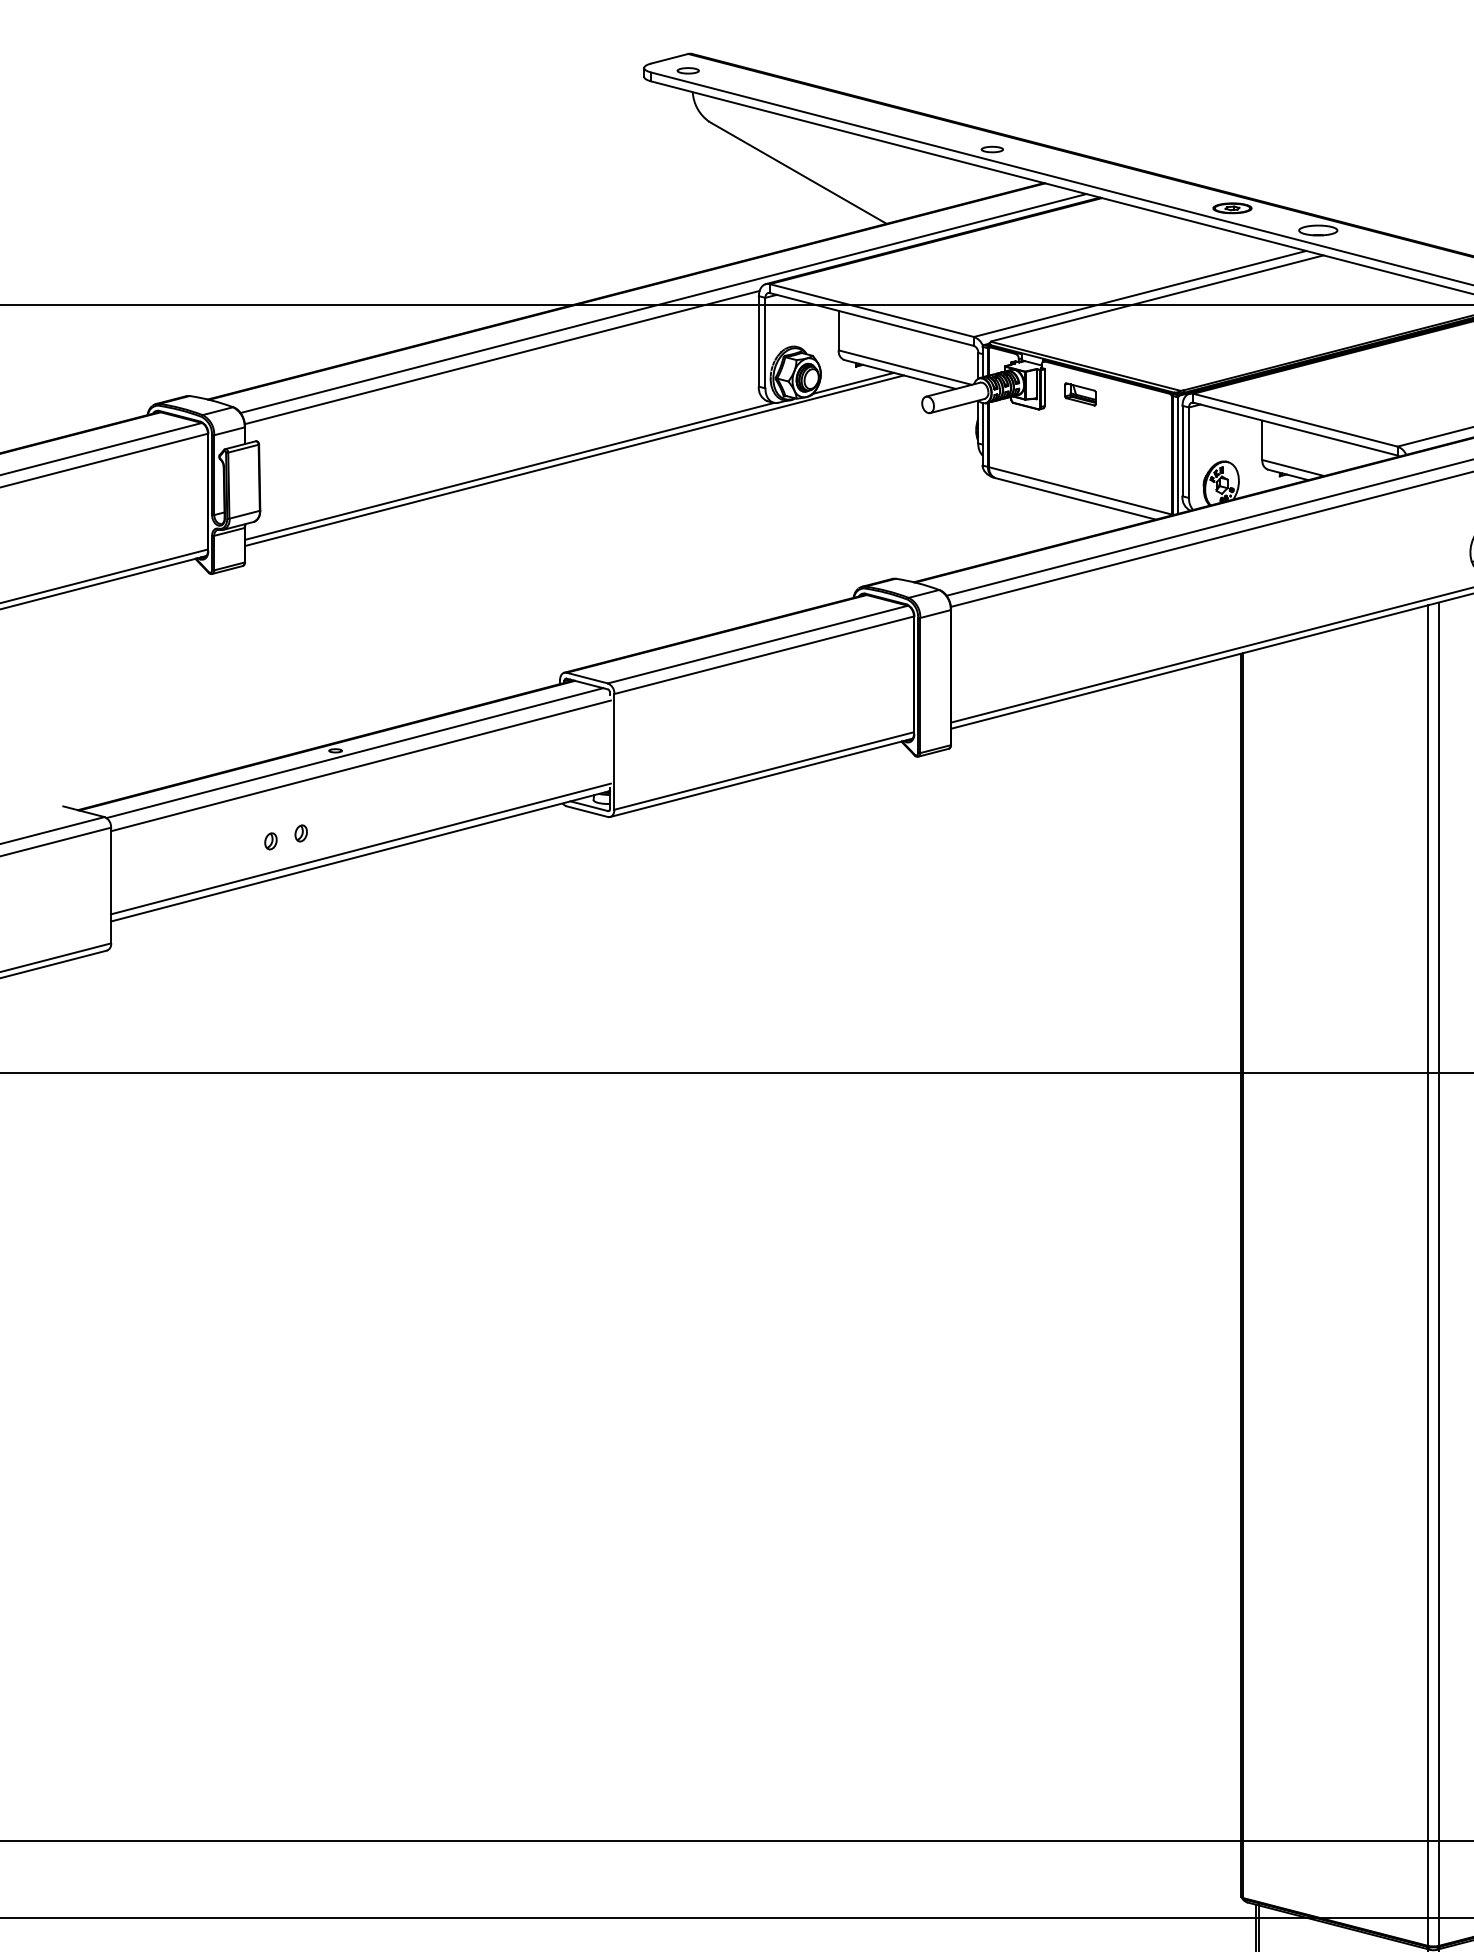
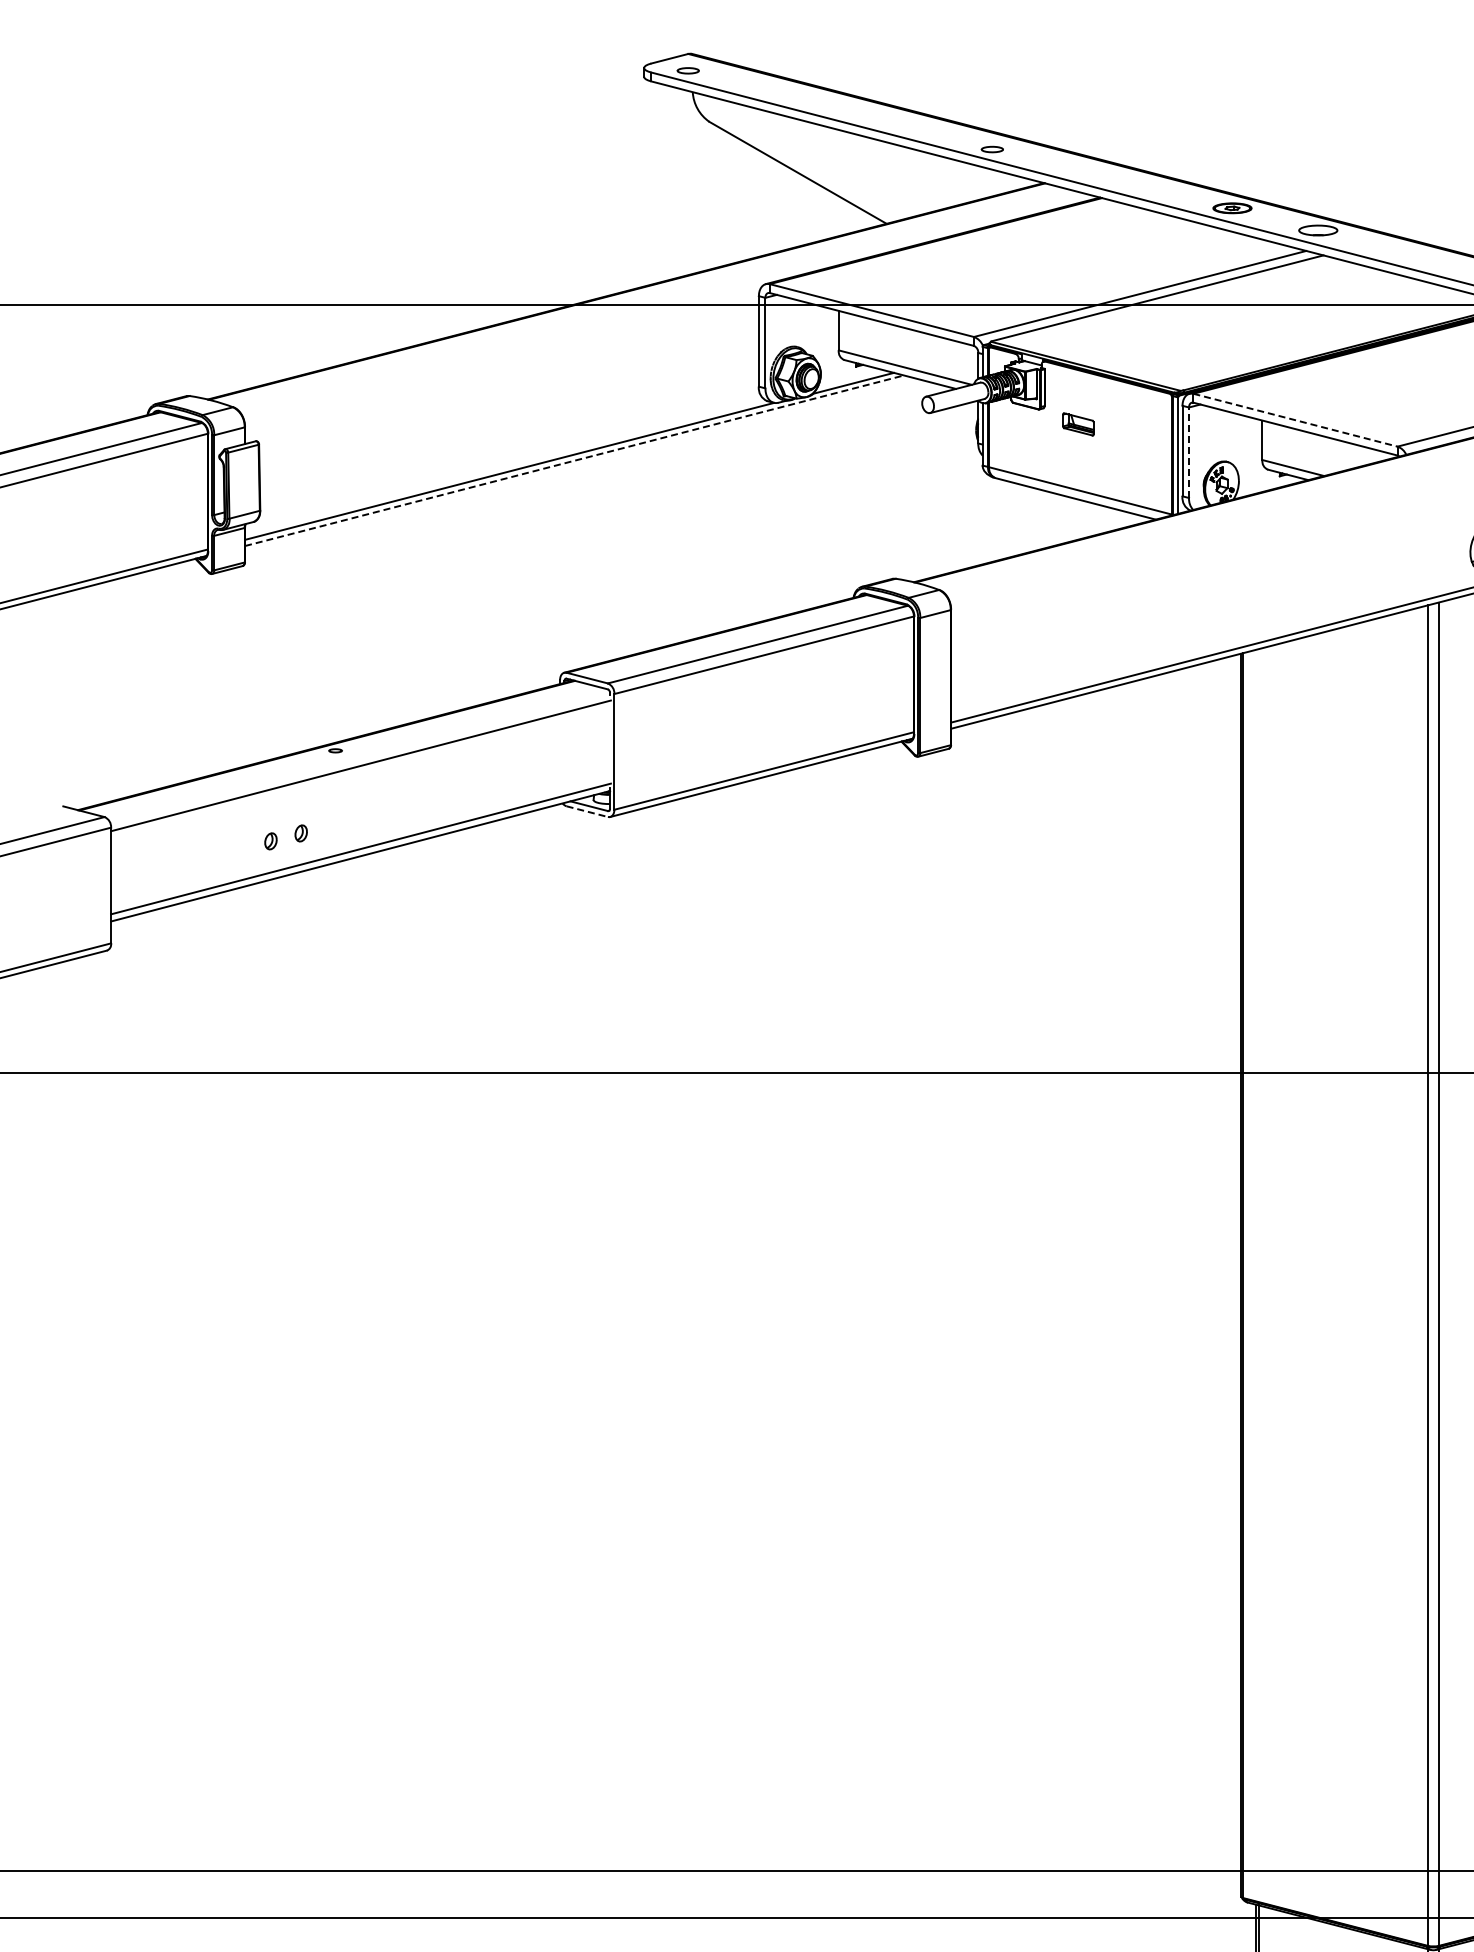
line: present -> none (663, 303)
line: present -> none (501, 357)
part position: (1080, 394) -> (1078, 424) (1078, 424)
line: solid -> dashed (1295, 420)
line: solid -> dashed (1189, 452)
line: solid -> dashed (575, 460)
line: present -> none (1208, 527)
line: present -> none (1210, 539)
line: present -> none (354, 753)
line: solid -> dashed (587, 811)
line position: (736, 1841) -> (736, 1871) (736, 1871)
